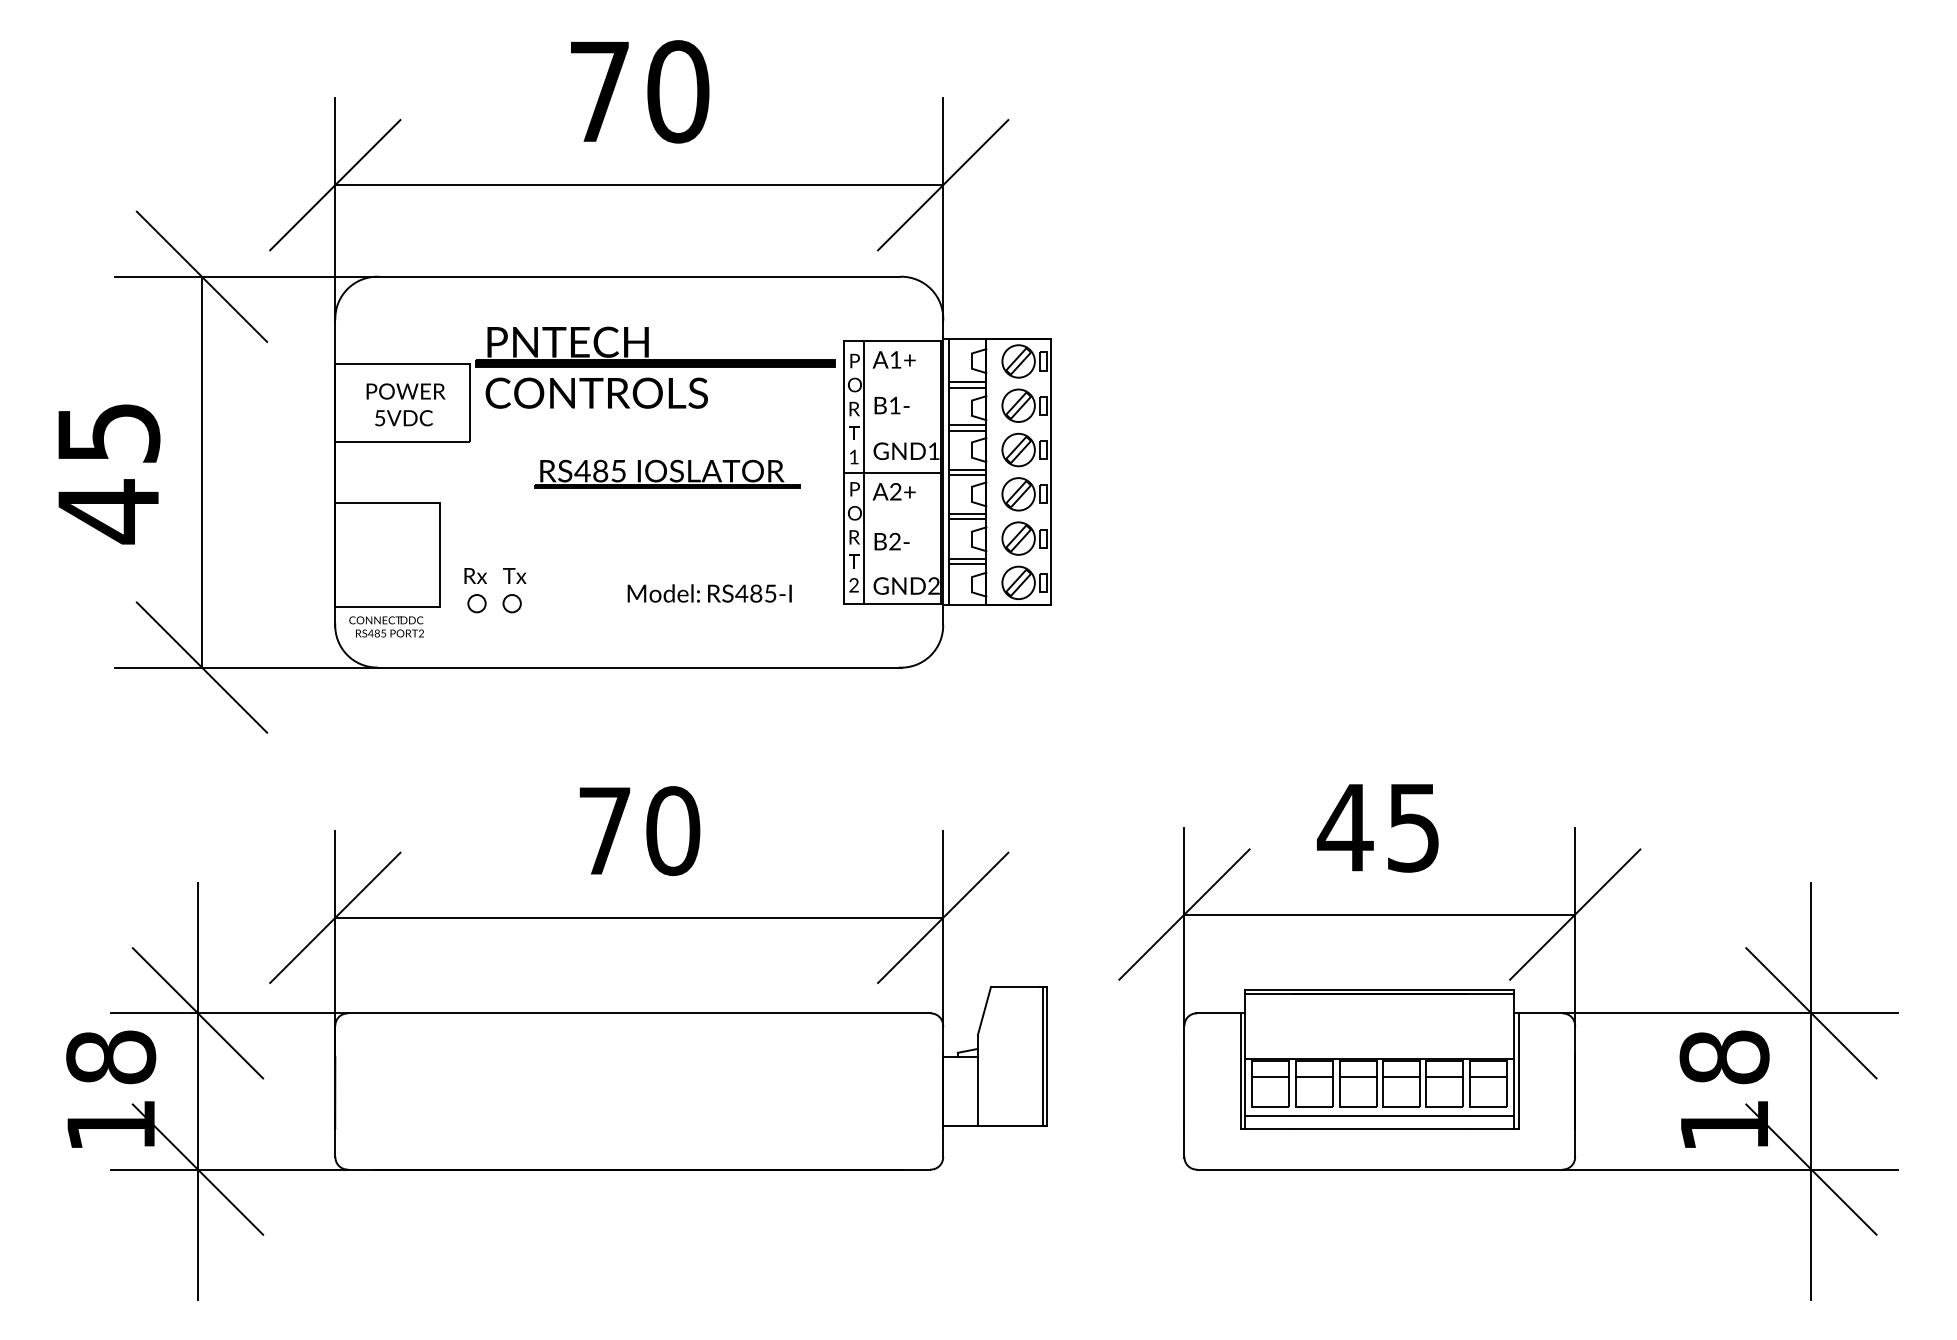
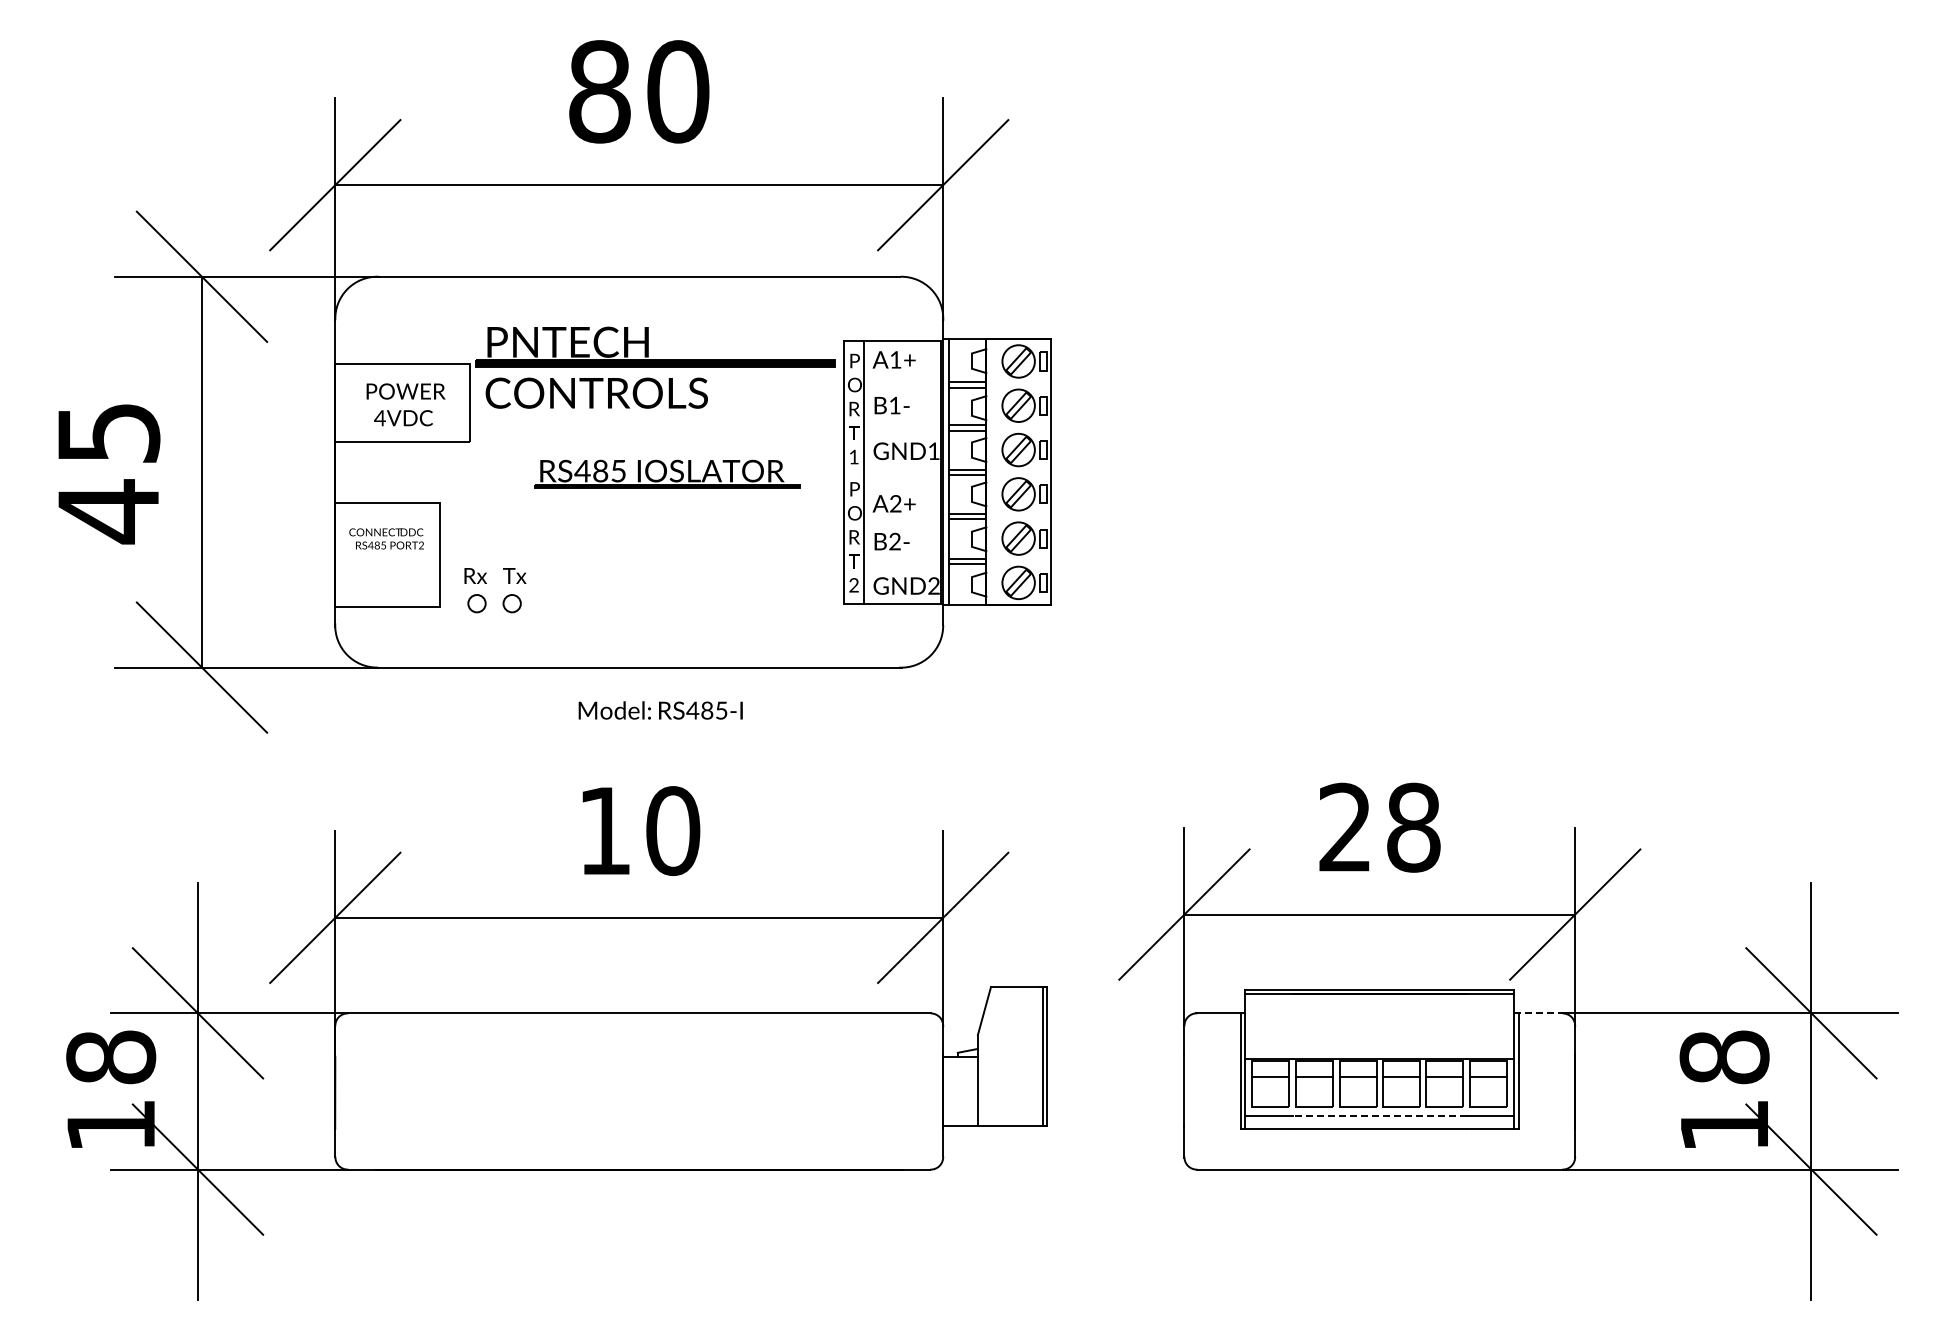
text: 70 -> 80 (599, 91)
text: 5VDC -> 4VDC (379, 418)
line: present -> none (892, 472)
text position: (893, 491) -> (893, 503) (893, 503)
text position: (709, 593) -> (660, 710) (660, 710)
text position: (386, 626) -> (386, 538) (386, 538)
text: 45 -> 28 (1378, 827)
text: 70 -> 10 (604, 830)
line: solid -> dashed (1538, 1013)
line: solid -> dashed (1379, 1115)
